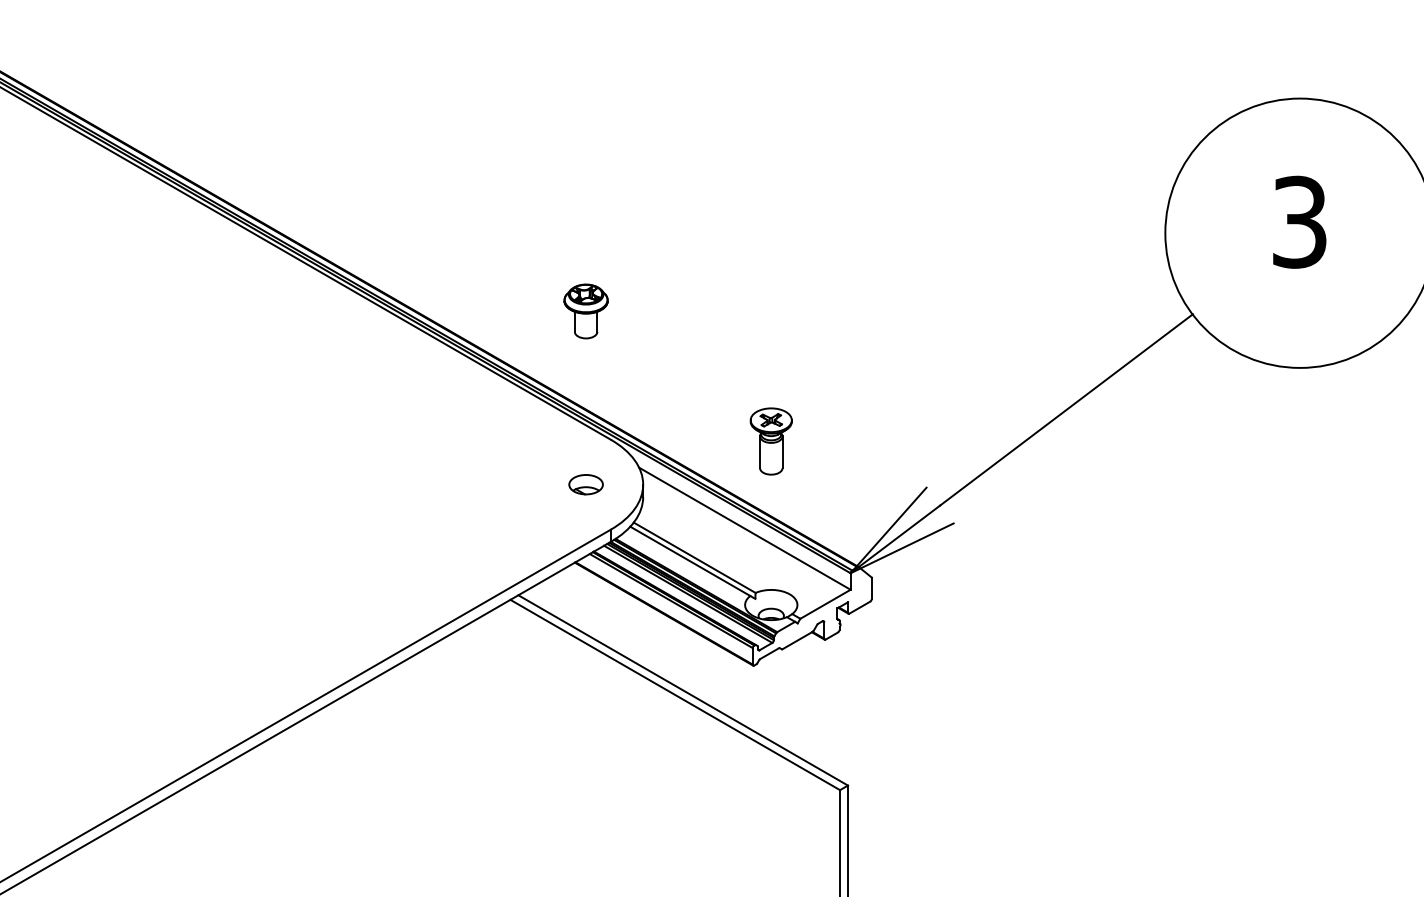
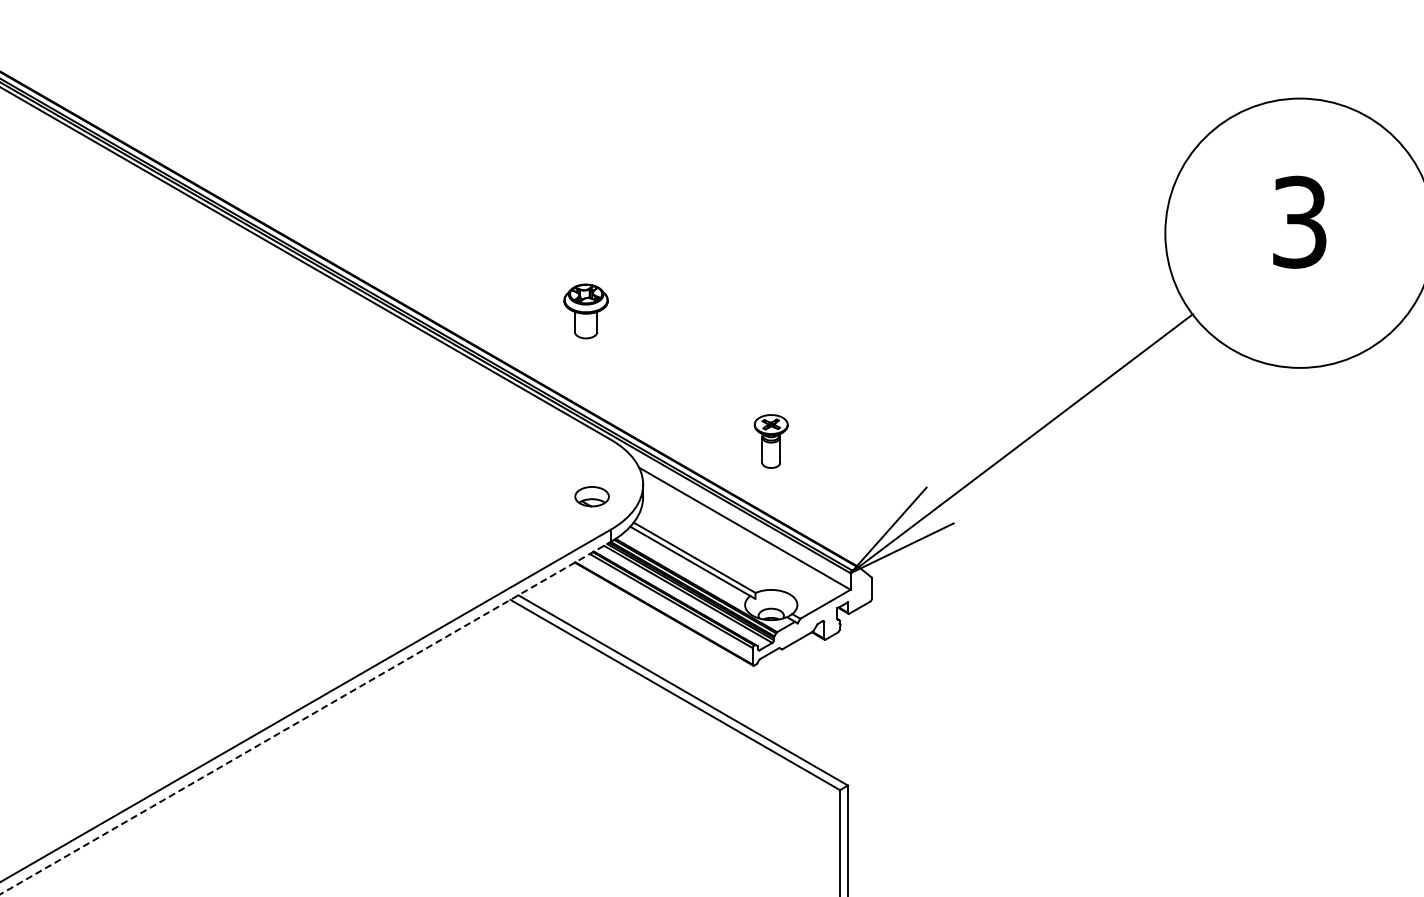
part size: 44x69 px -> 36x55 px (770, 441)
part position: (585, 484) -> (591, 496) (591, 496)
line: solid -> dashed (306, 717)
